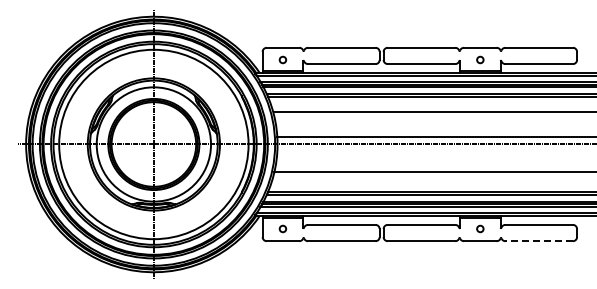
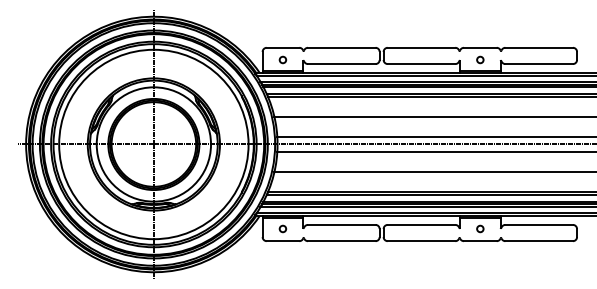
line position: (433, 111) -> (433, 116) (433, 116)
line: none -> present (435, 151)
line: dashed -> solid (539, 241)
